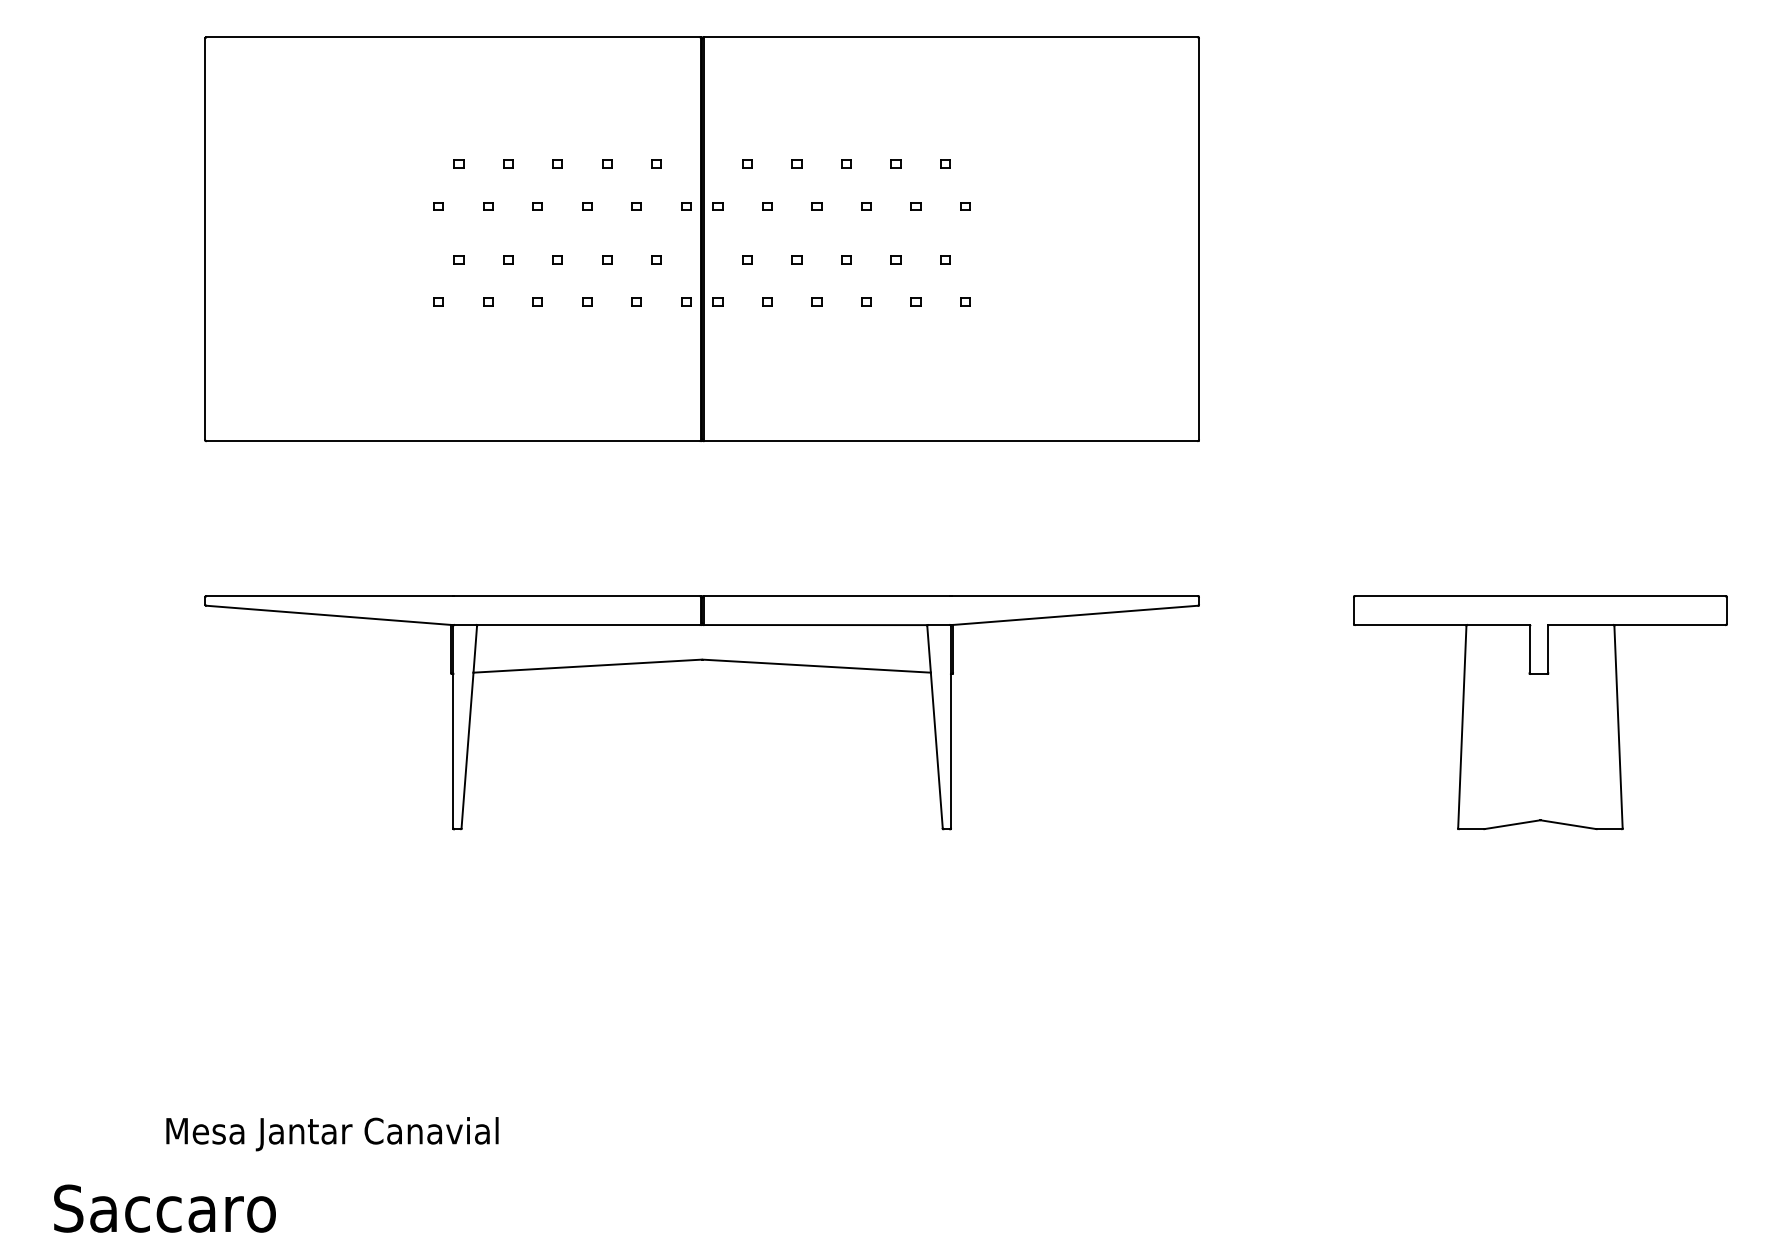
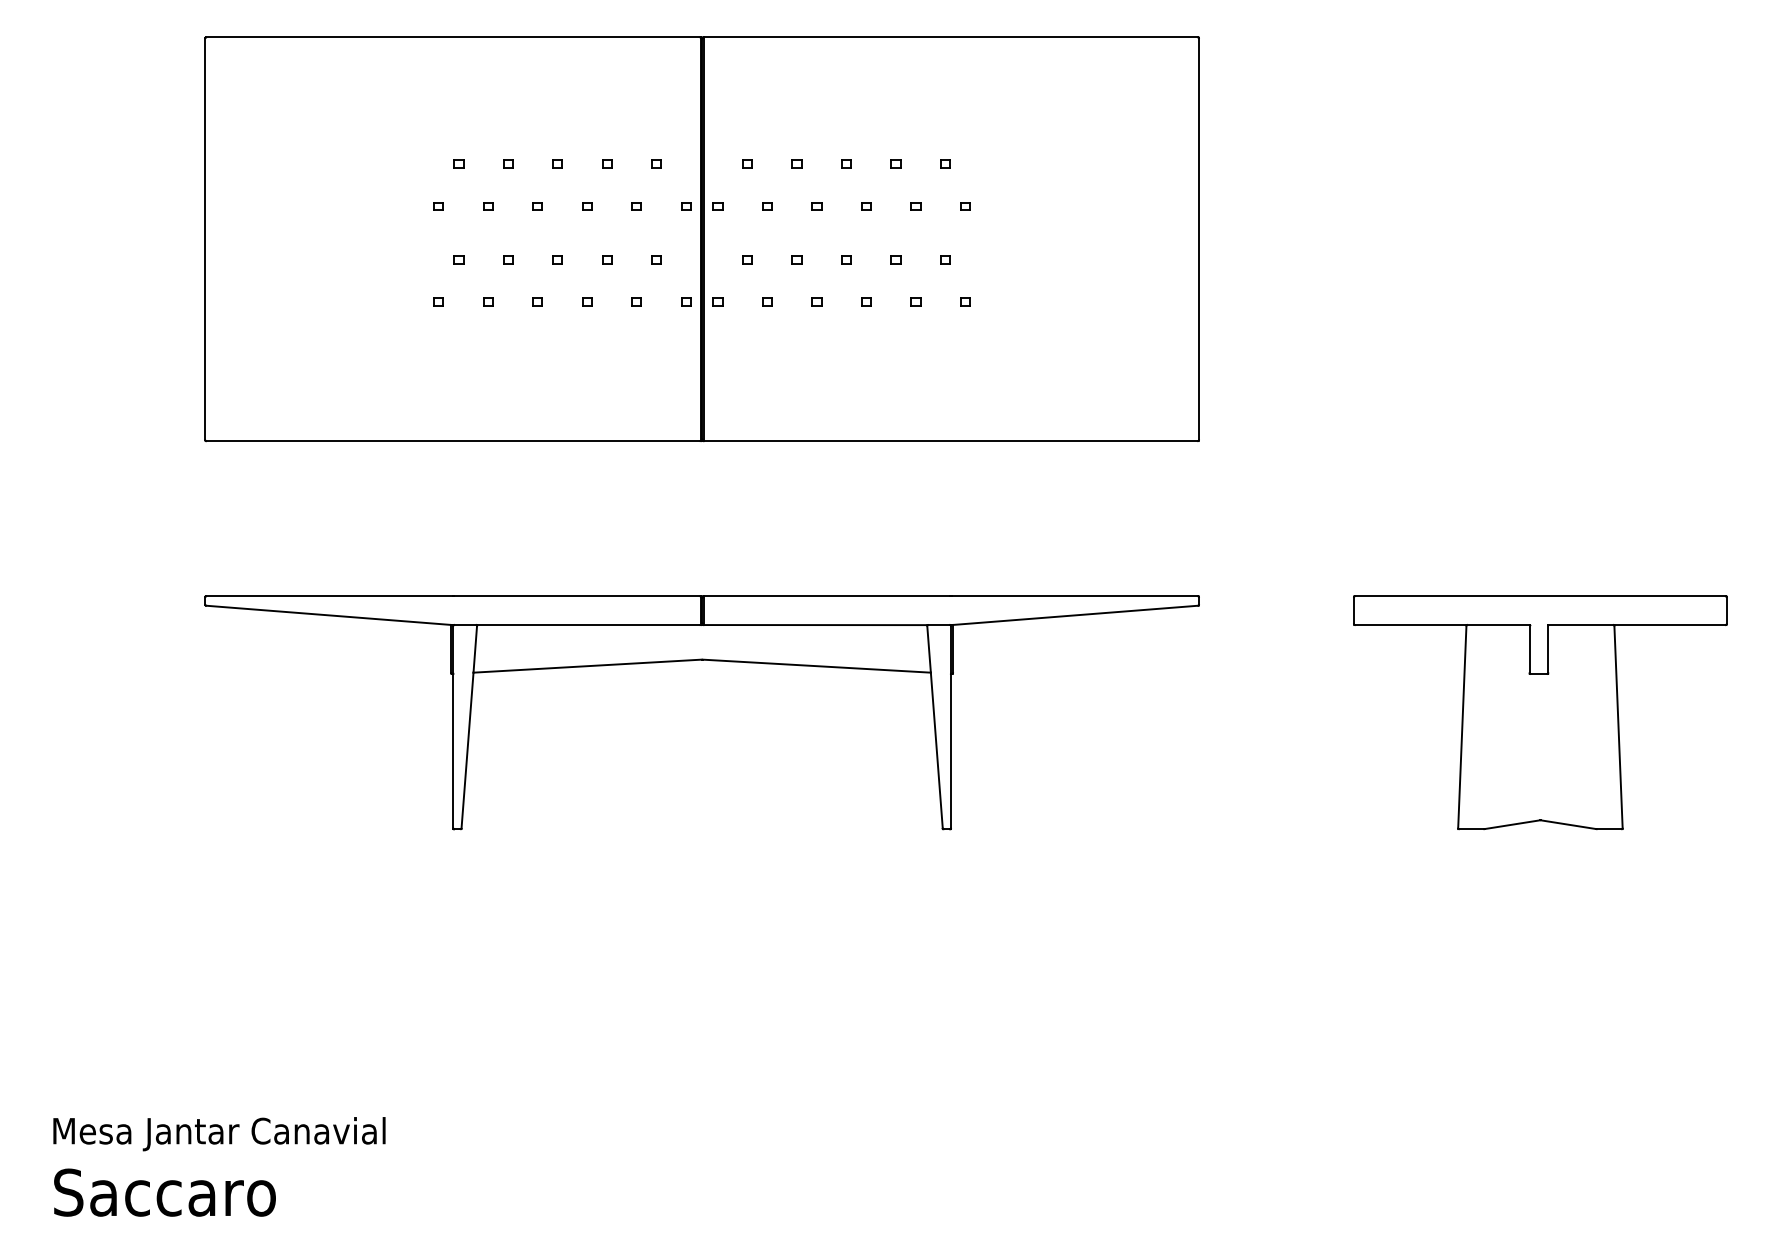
text position: (332, 1134) -> (219, 1134) (219, 1134)
text position: (164, 1208) -> (164, 1192) (164, 1192)
